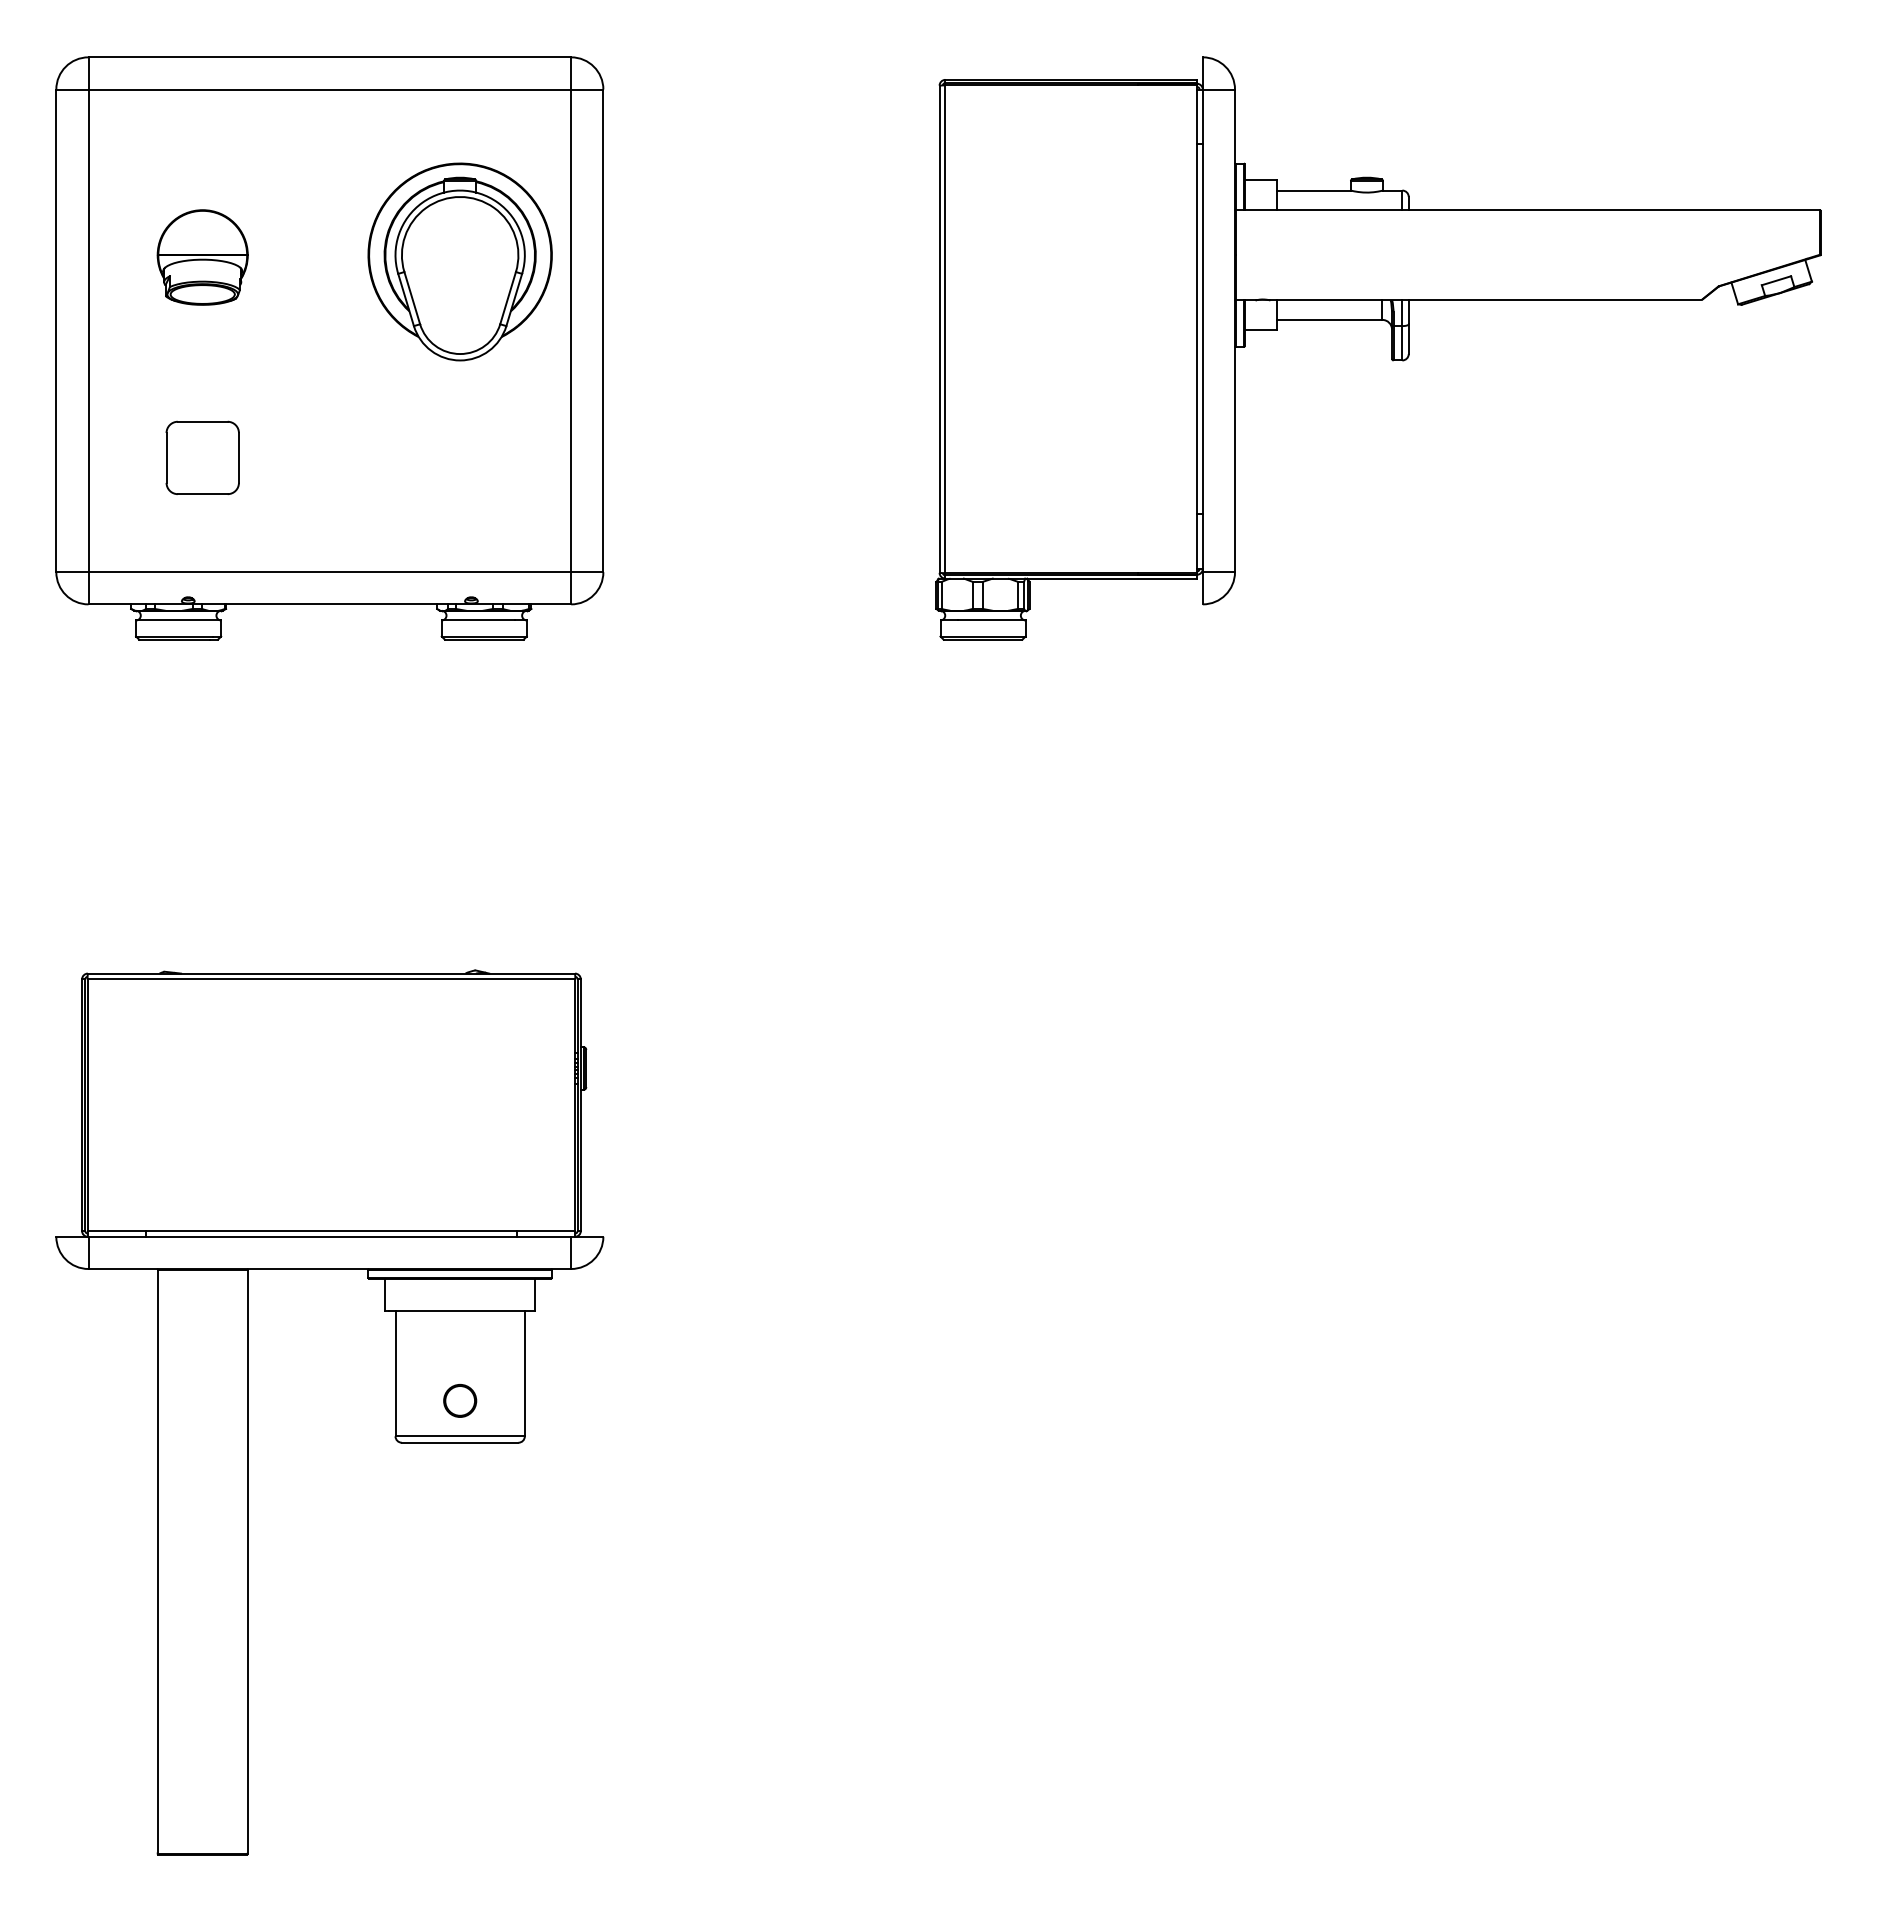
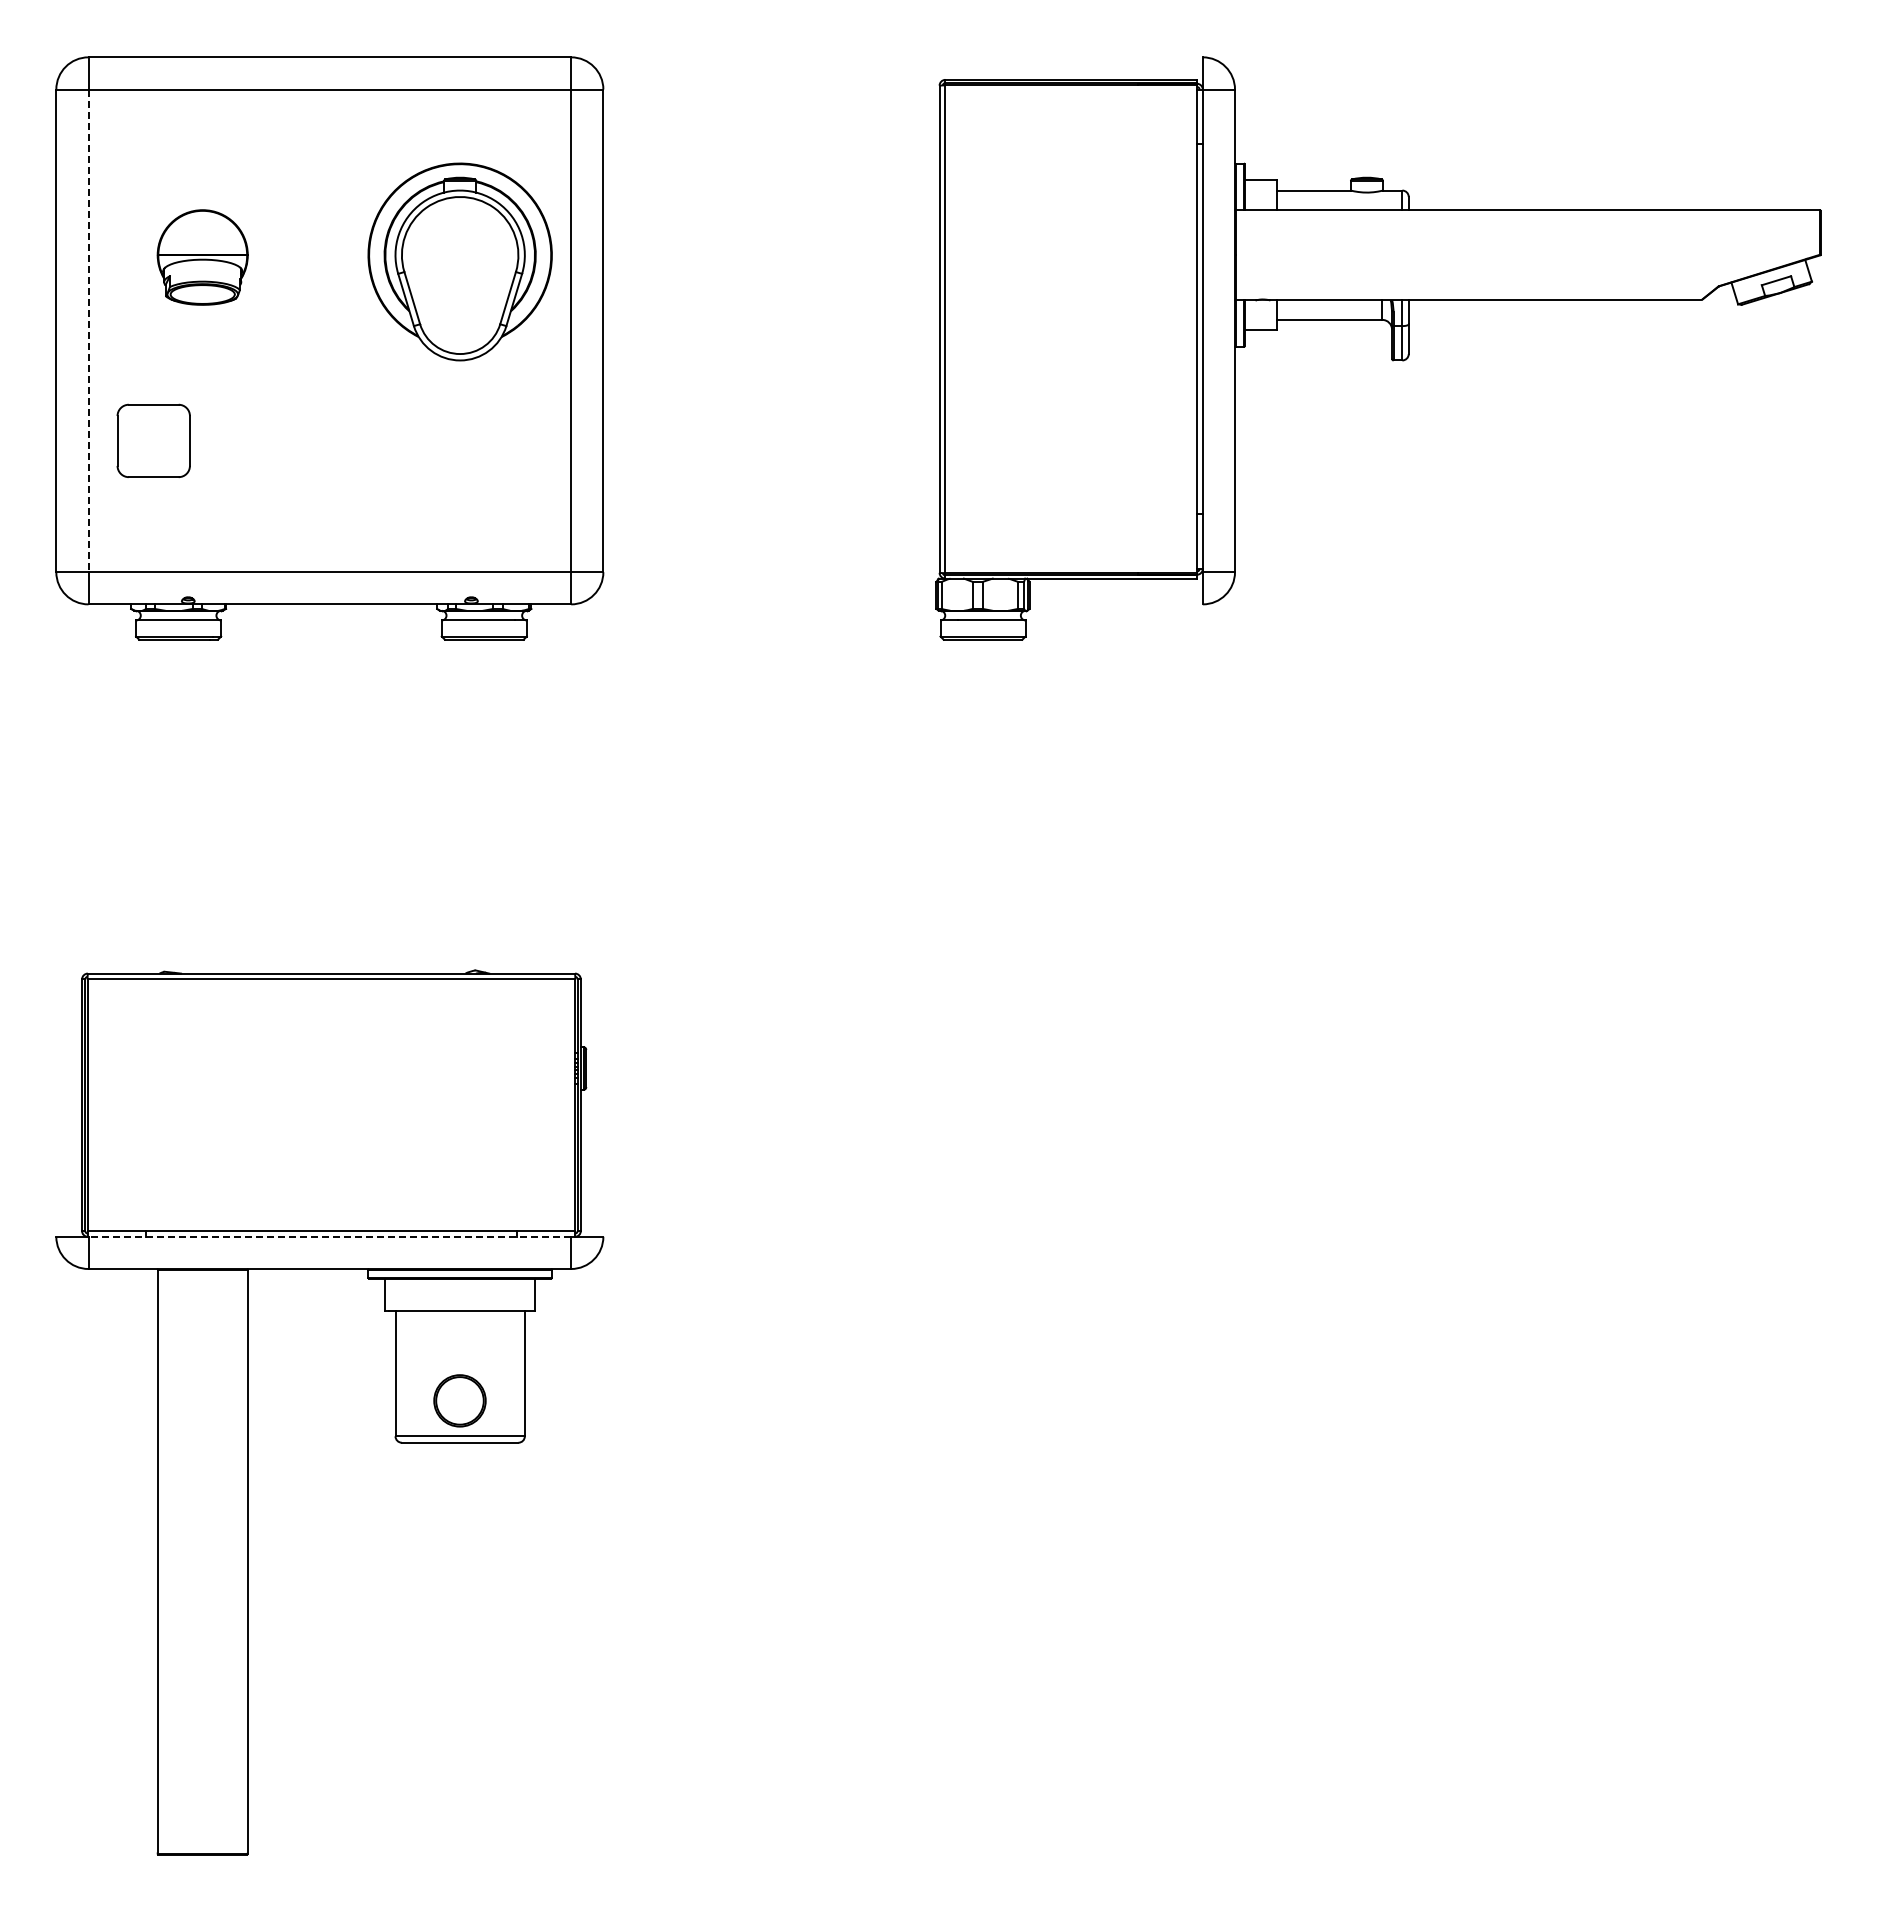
line: solid -> dashed (88, 331)
part position: (202, 457) -> (153, 440) (153, 440)
line: solid -> dashed (329, 1236)
circle size: 35x34 px -> 54x54 px (459, 1400)
